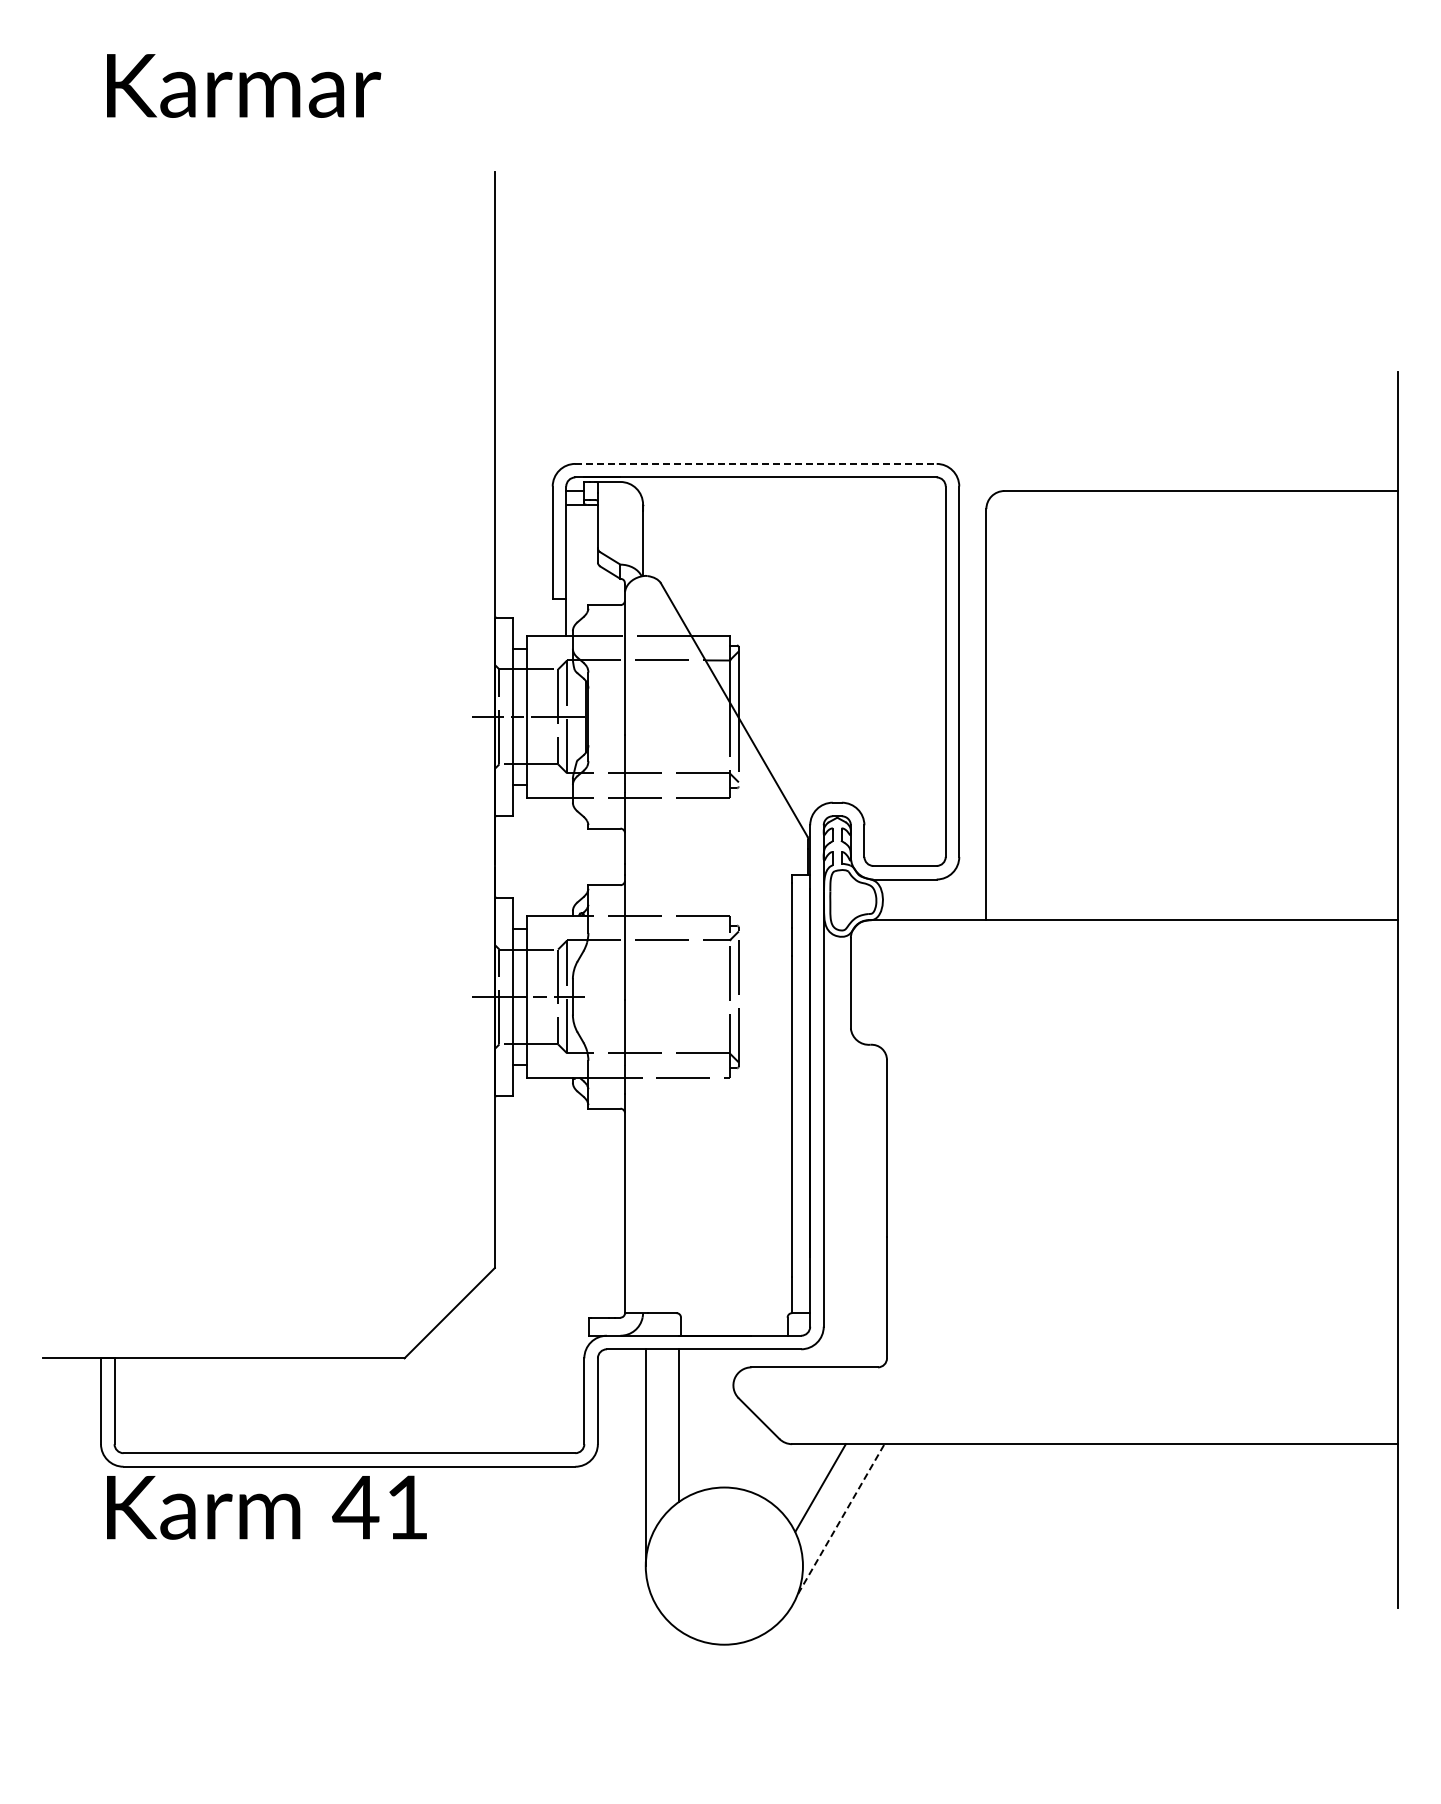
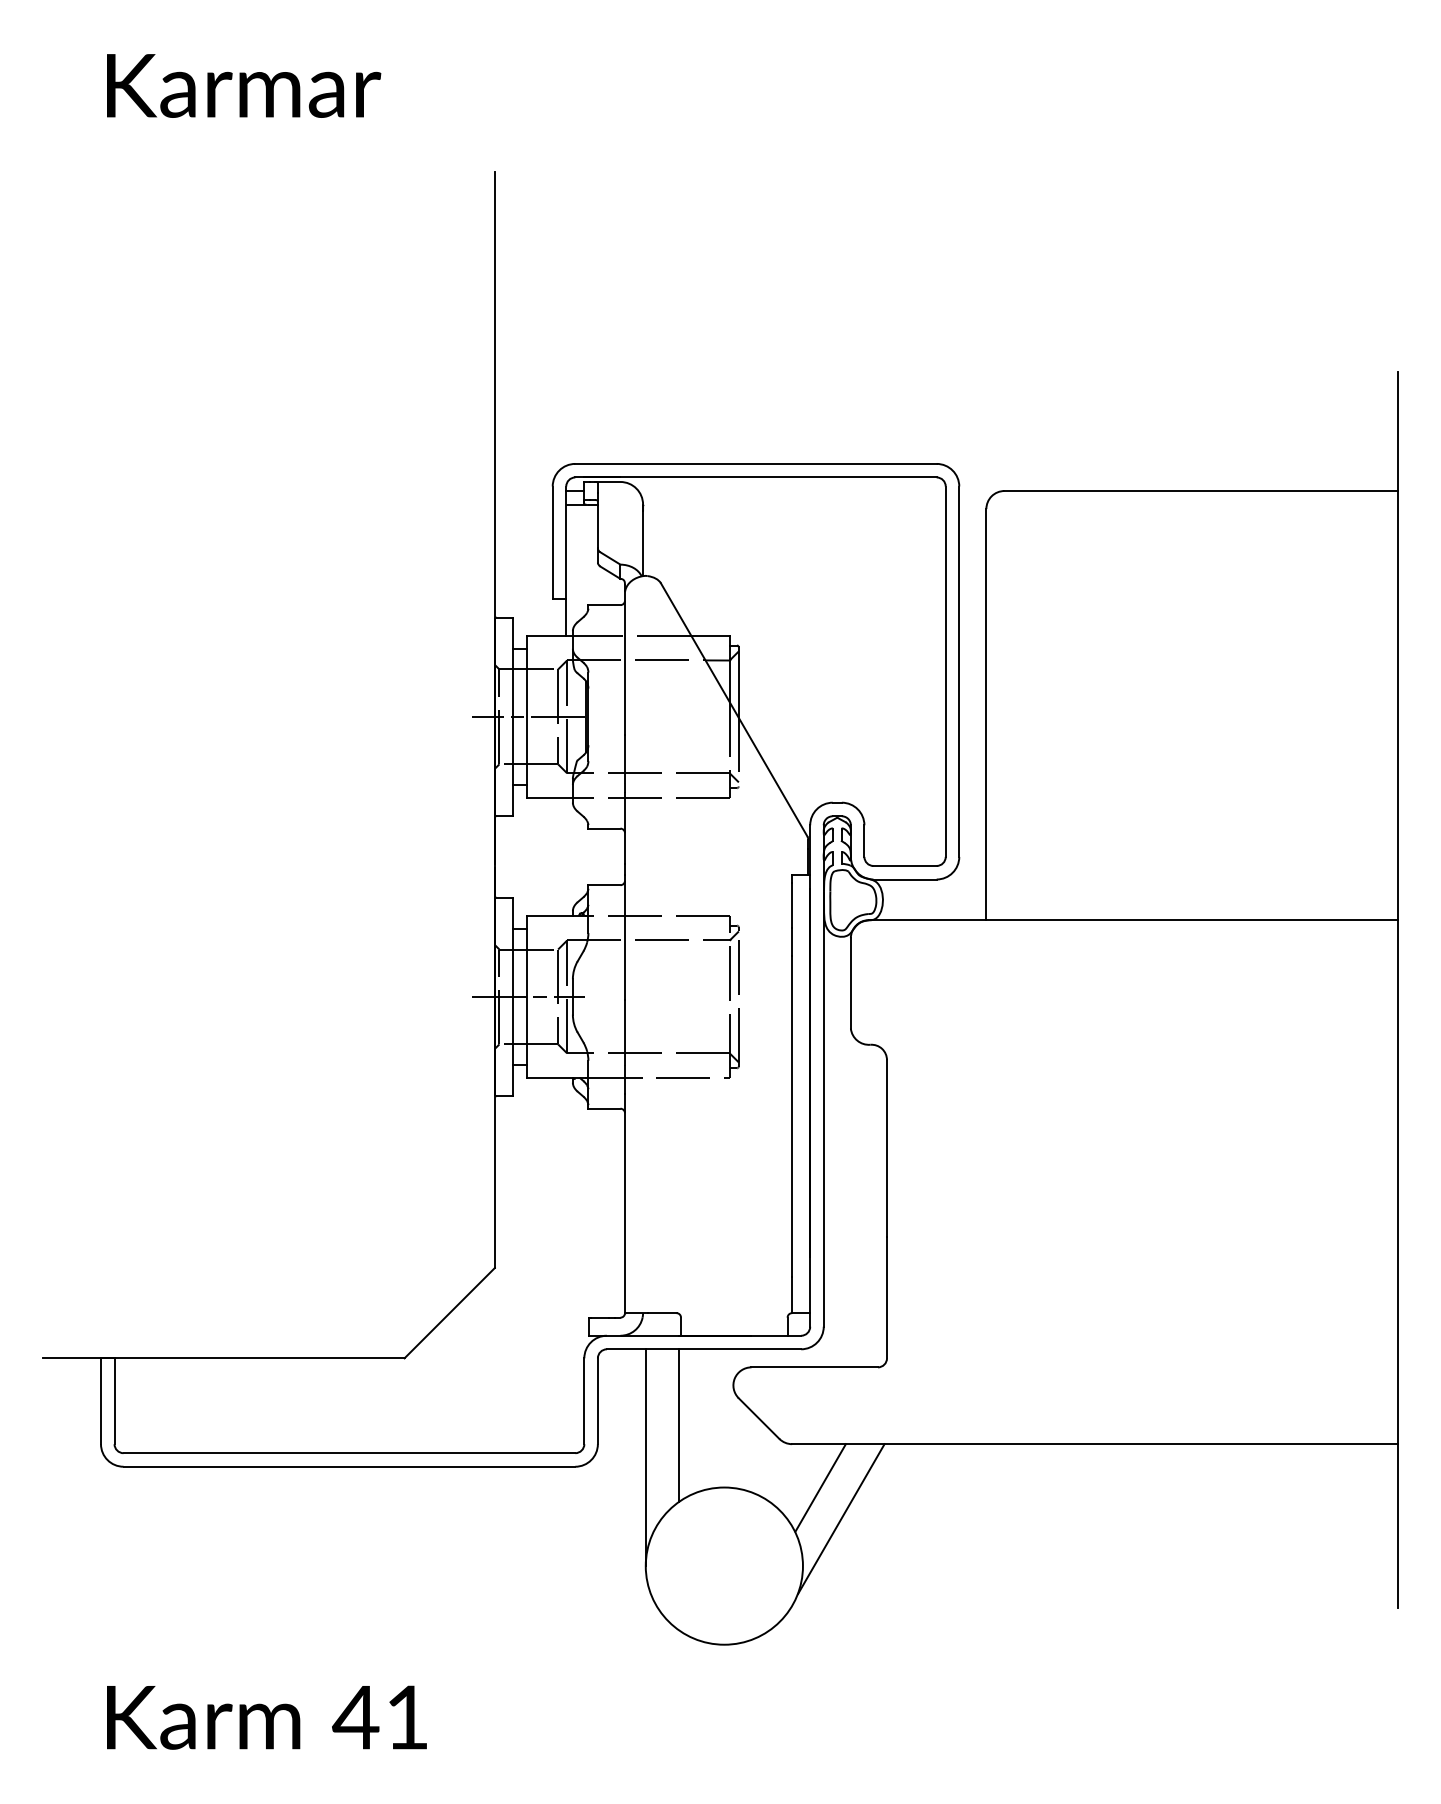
line: dashed -> solid (756, 463)
text position: (266, 1507) -> (266, 1717) (266, 1717)
line: dashed -> solid (841, 1518)
